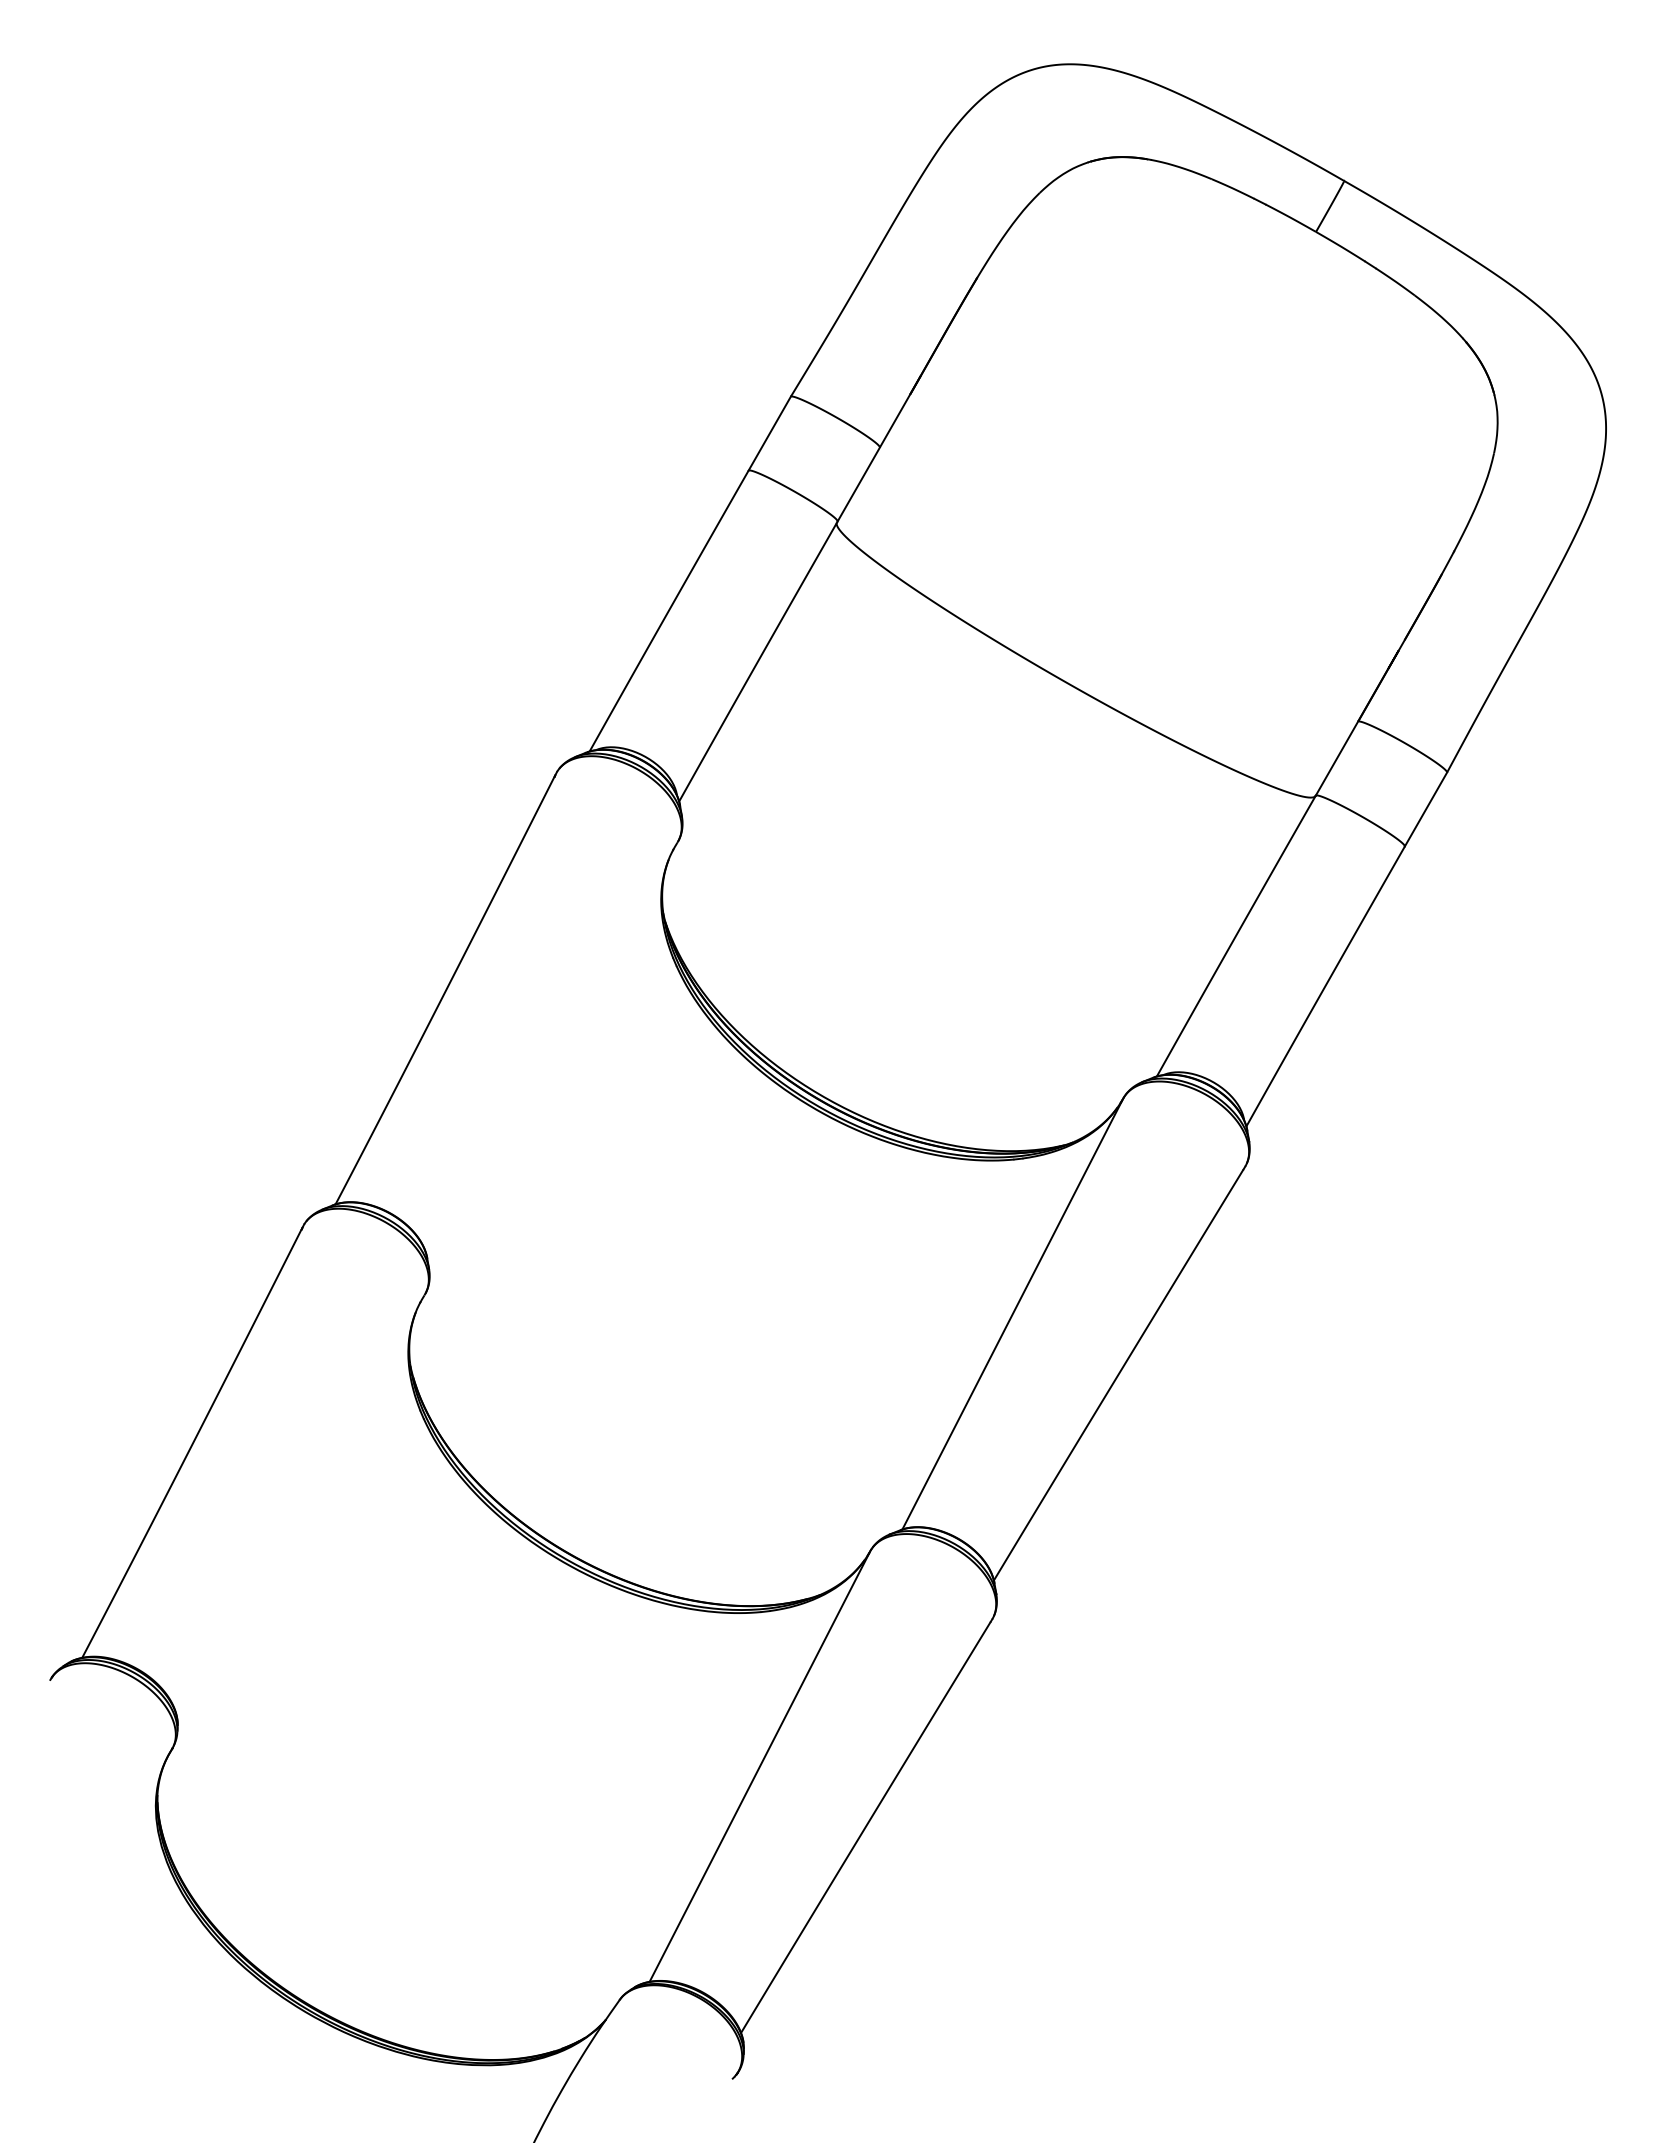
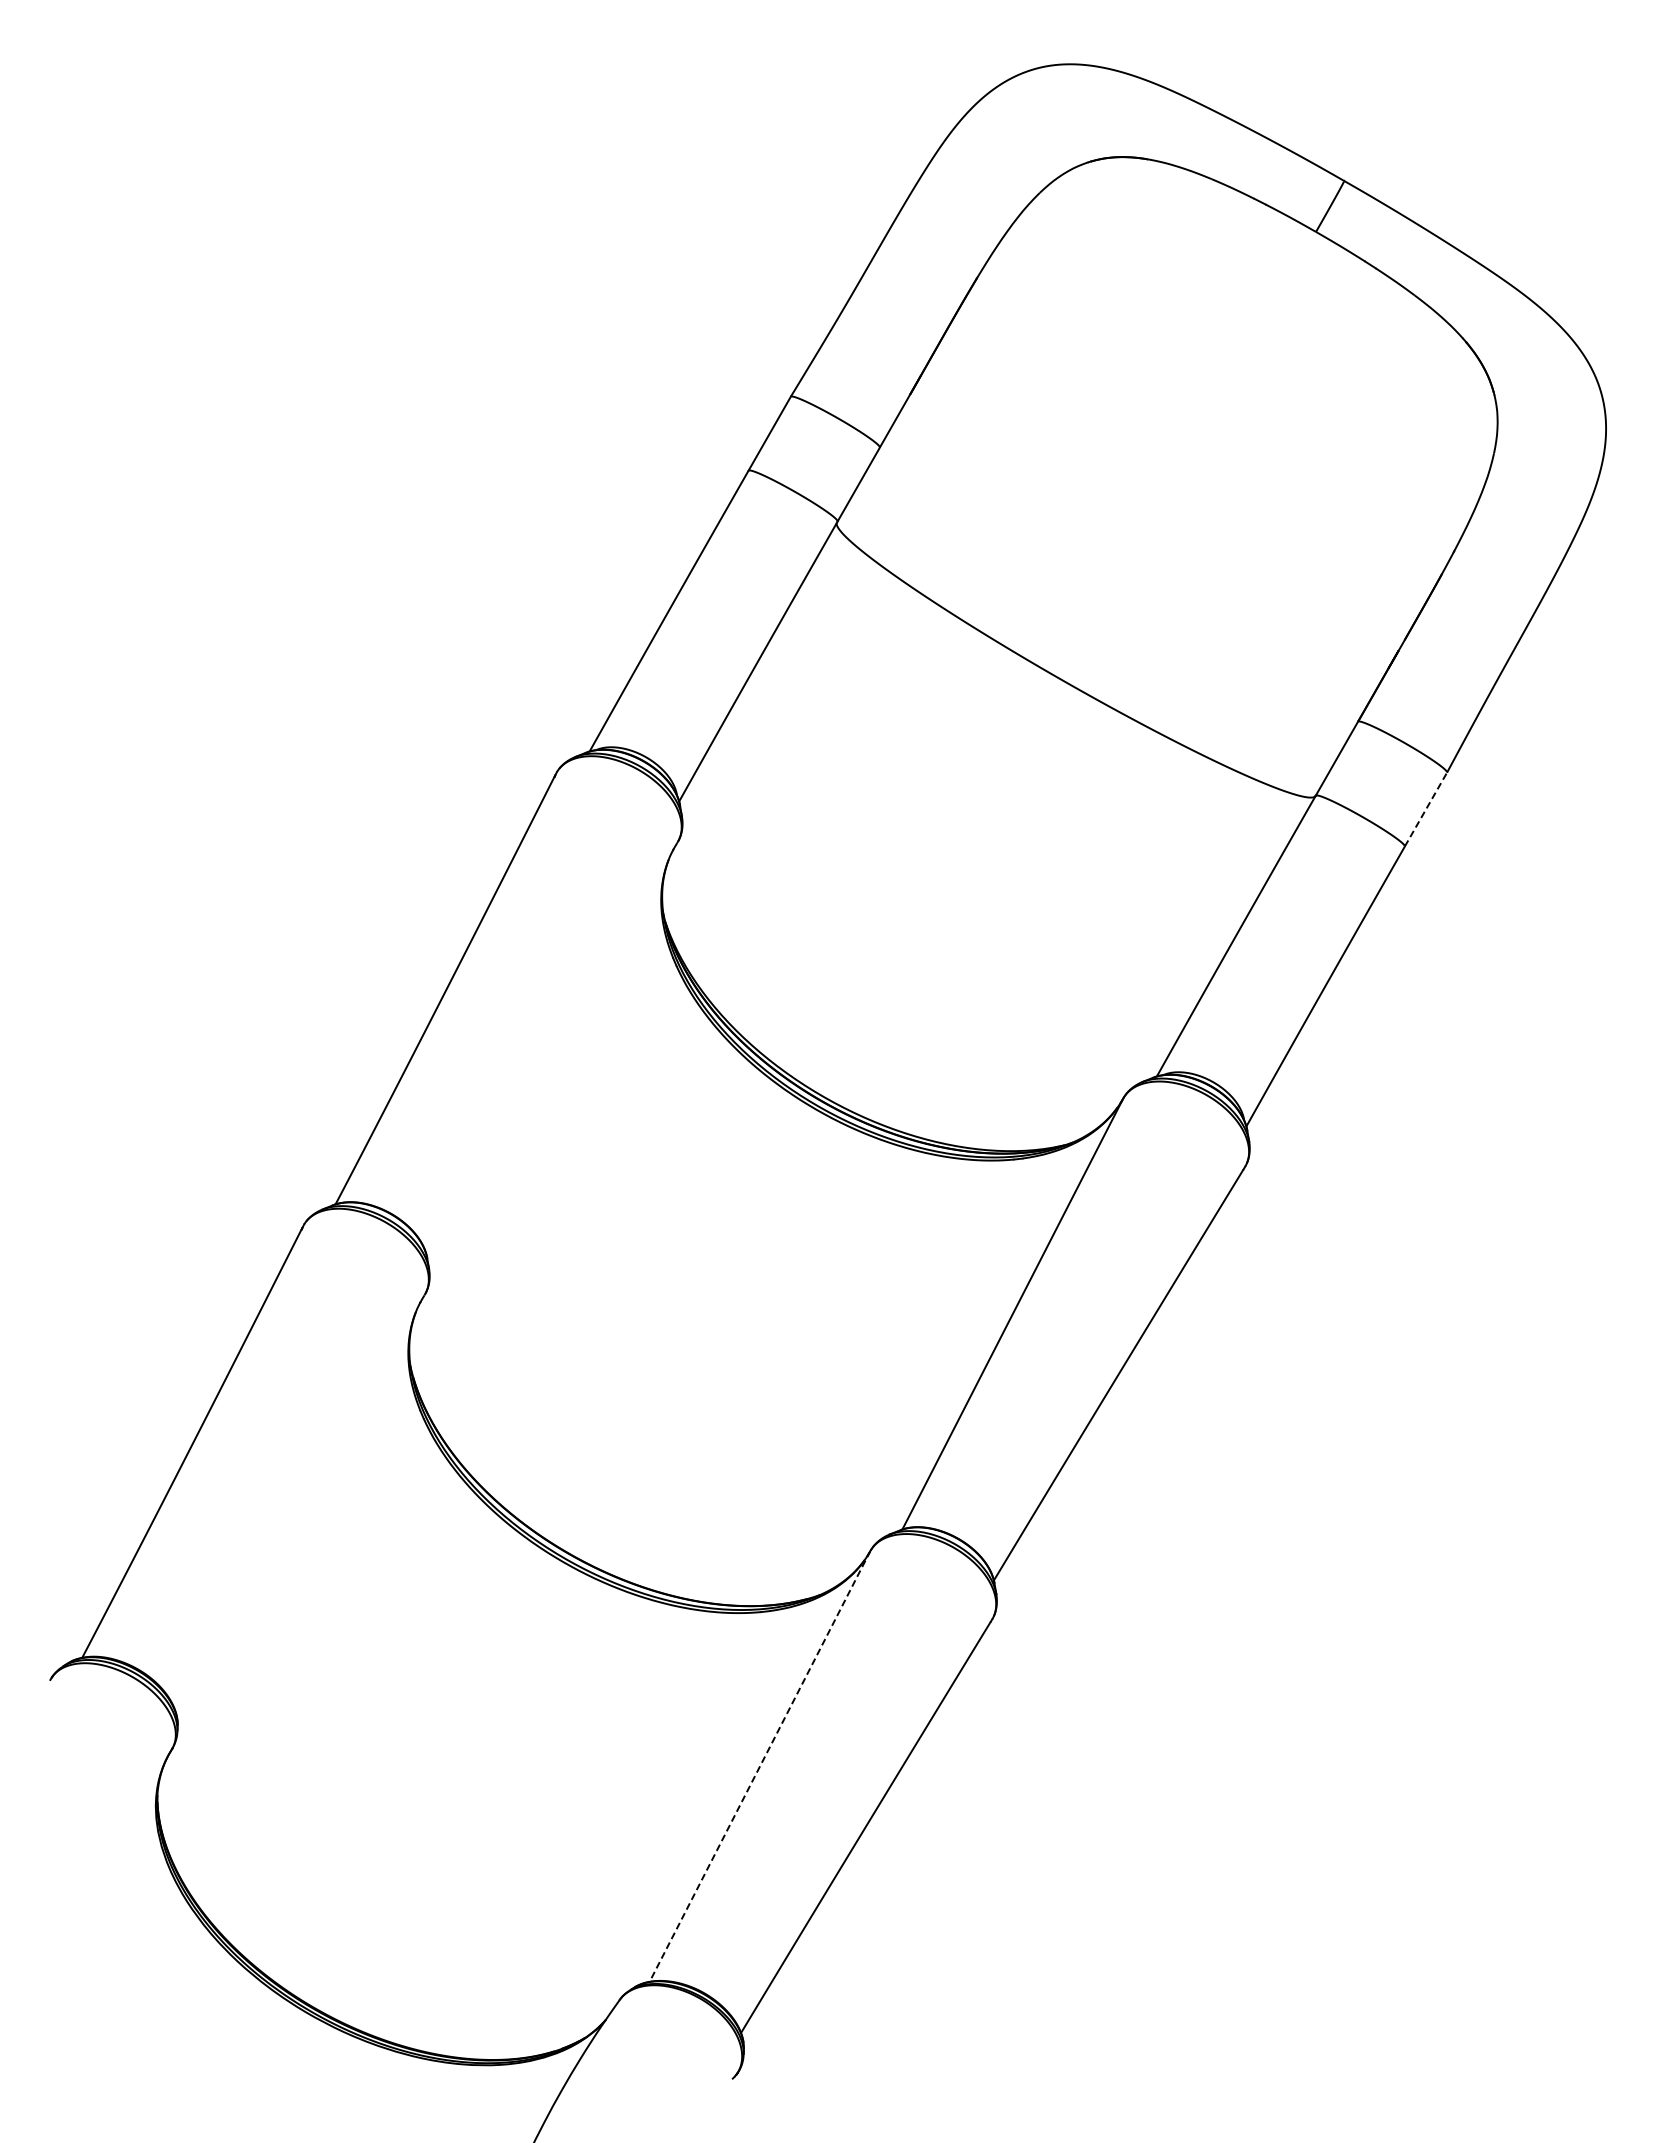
line: solid -> dashed (1425, 809)
line: solid -> dashed (759, 1766)
